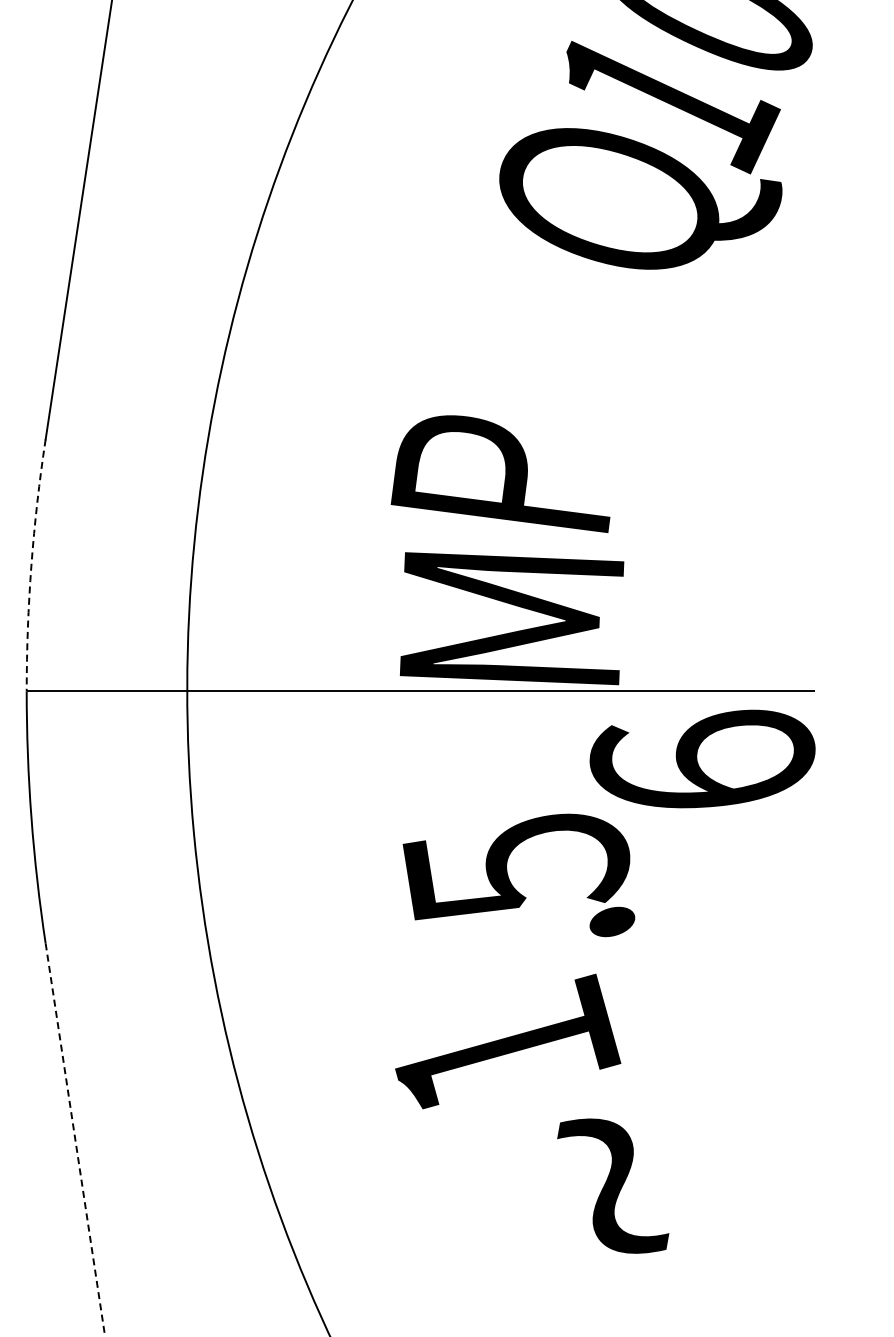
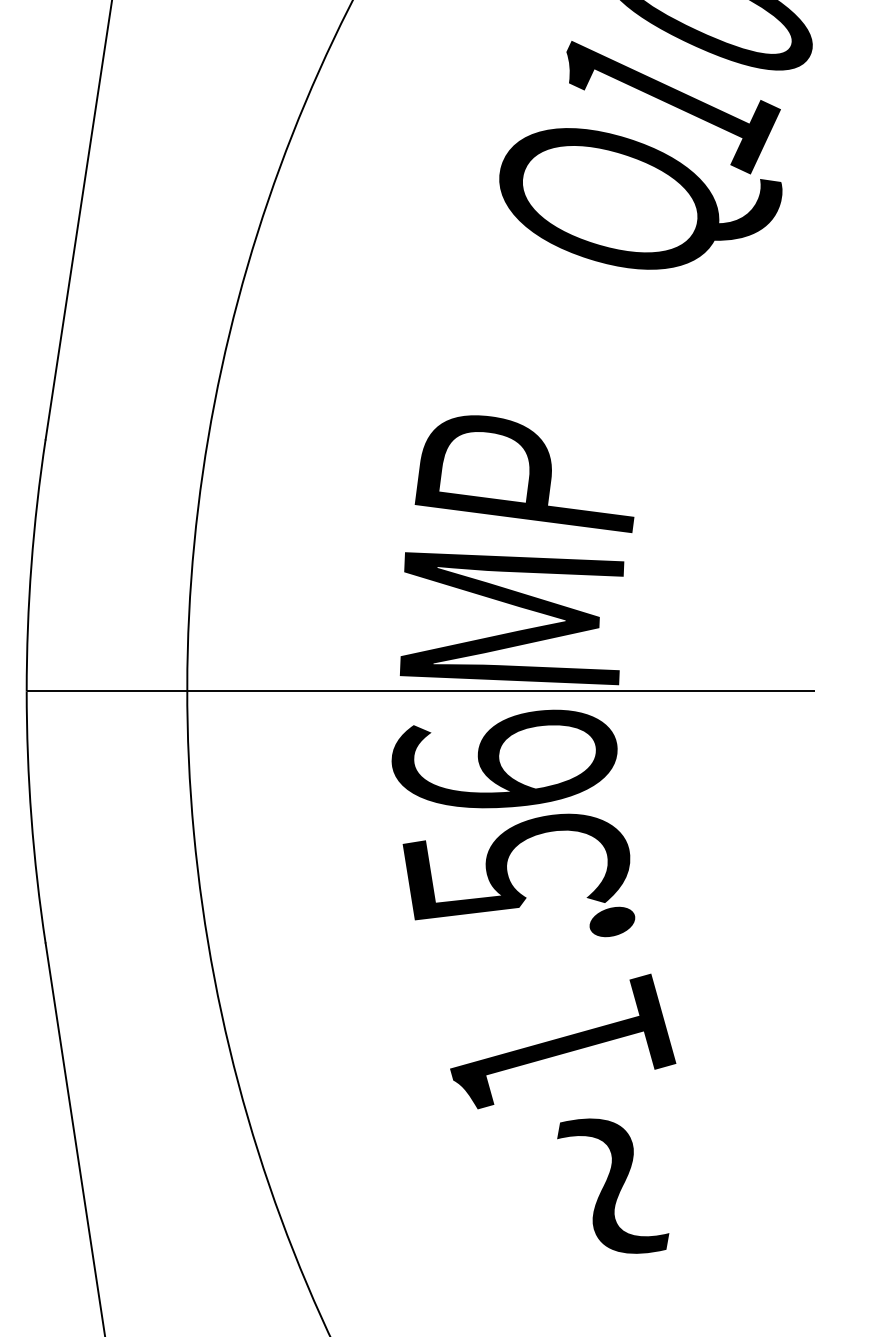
text position: (500, 473) -> (524, 473) (524, 473)
arc: dashed -> solid (31, 565)
text position: (702, 758) -> (504, 758) (504, 758)
text position: (508, 1041) -> (563, 1041) (563, 1041)
line: dashed -> solid (75, 1140)
